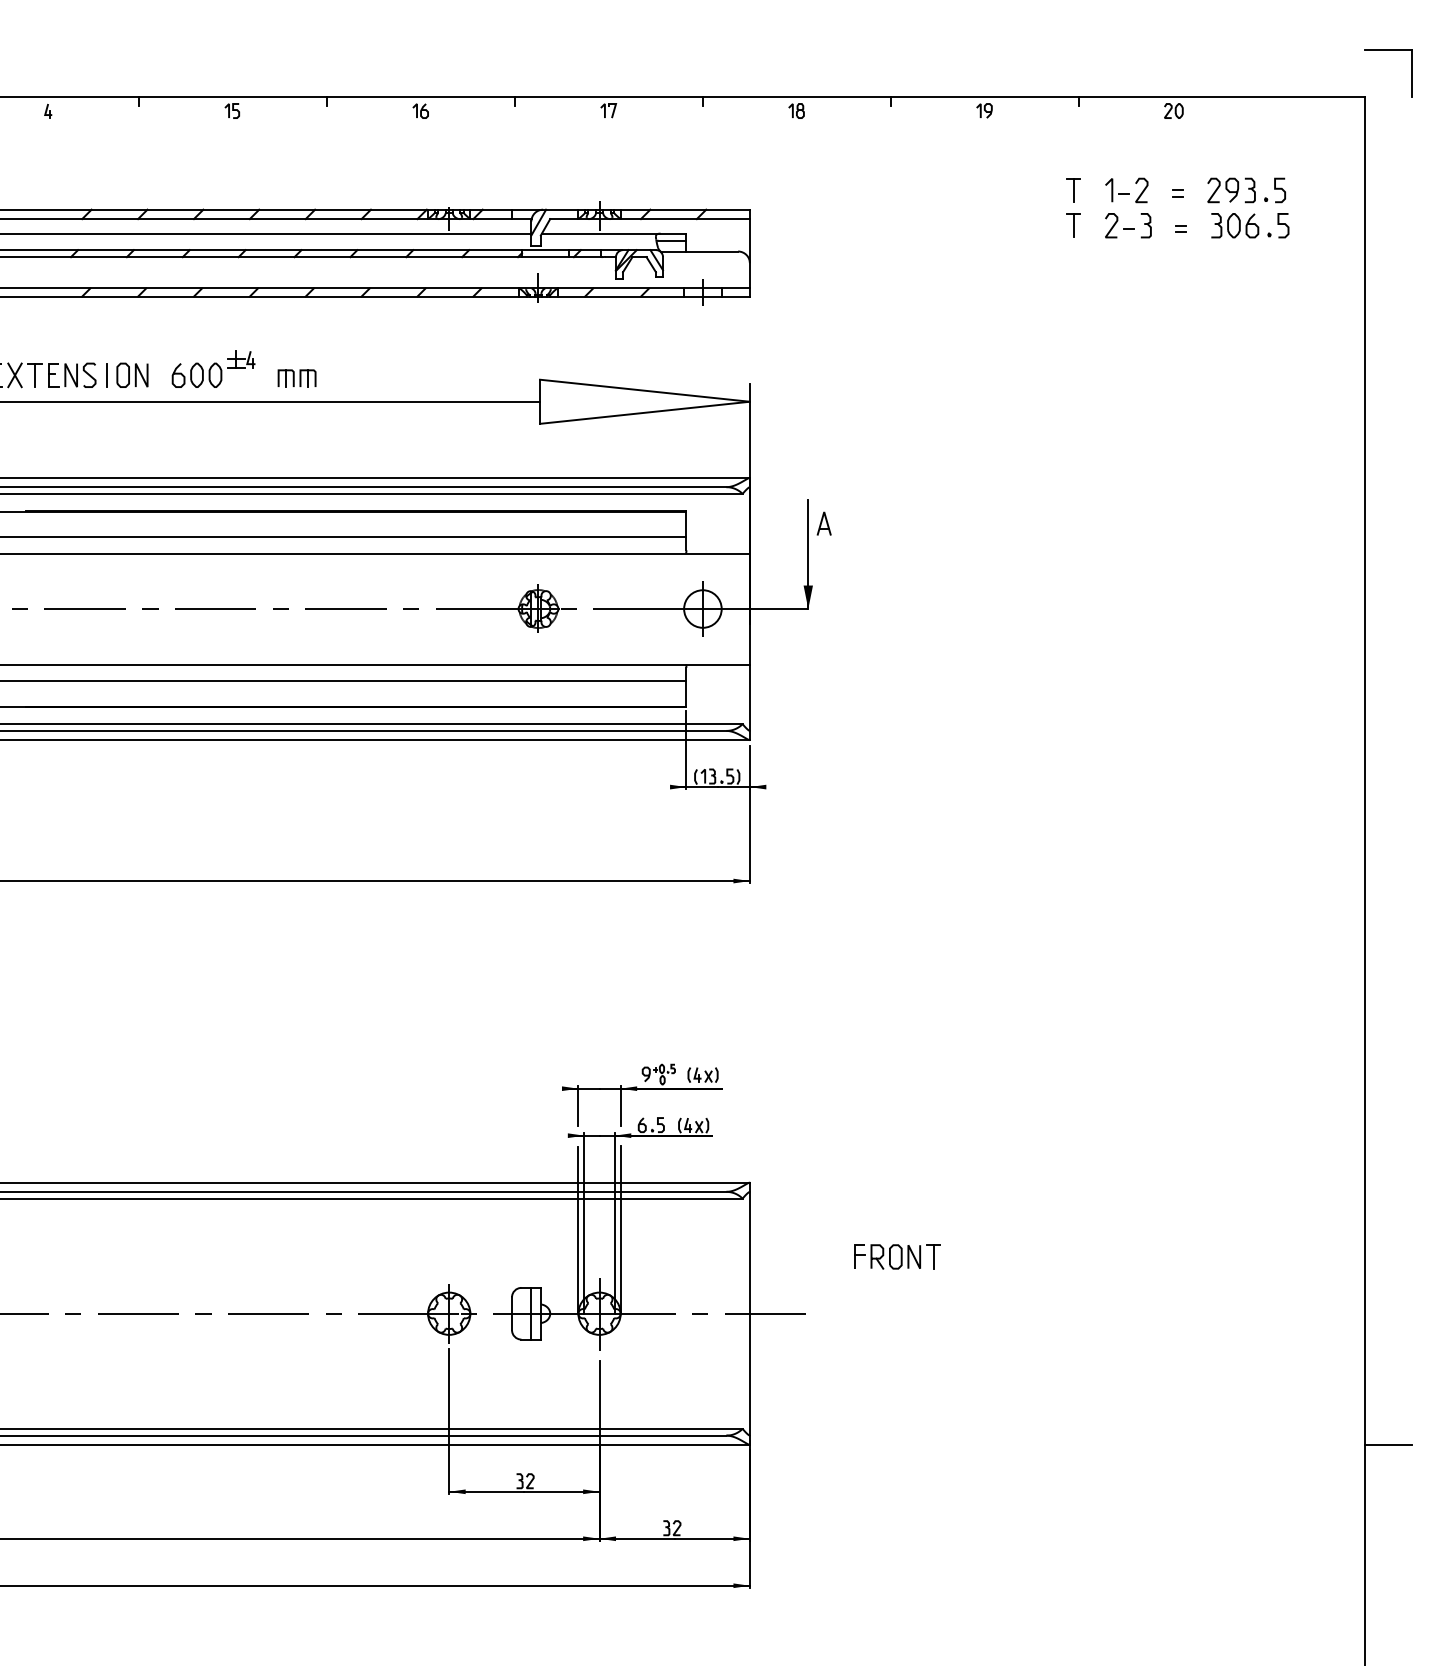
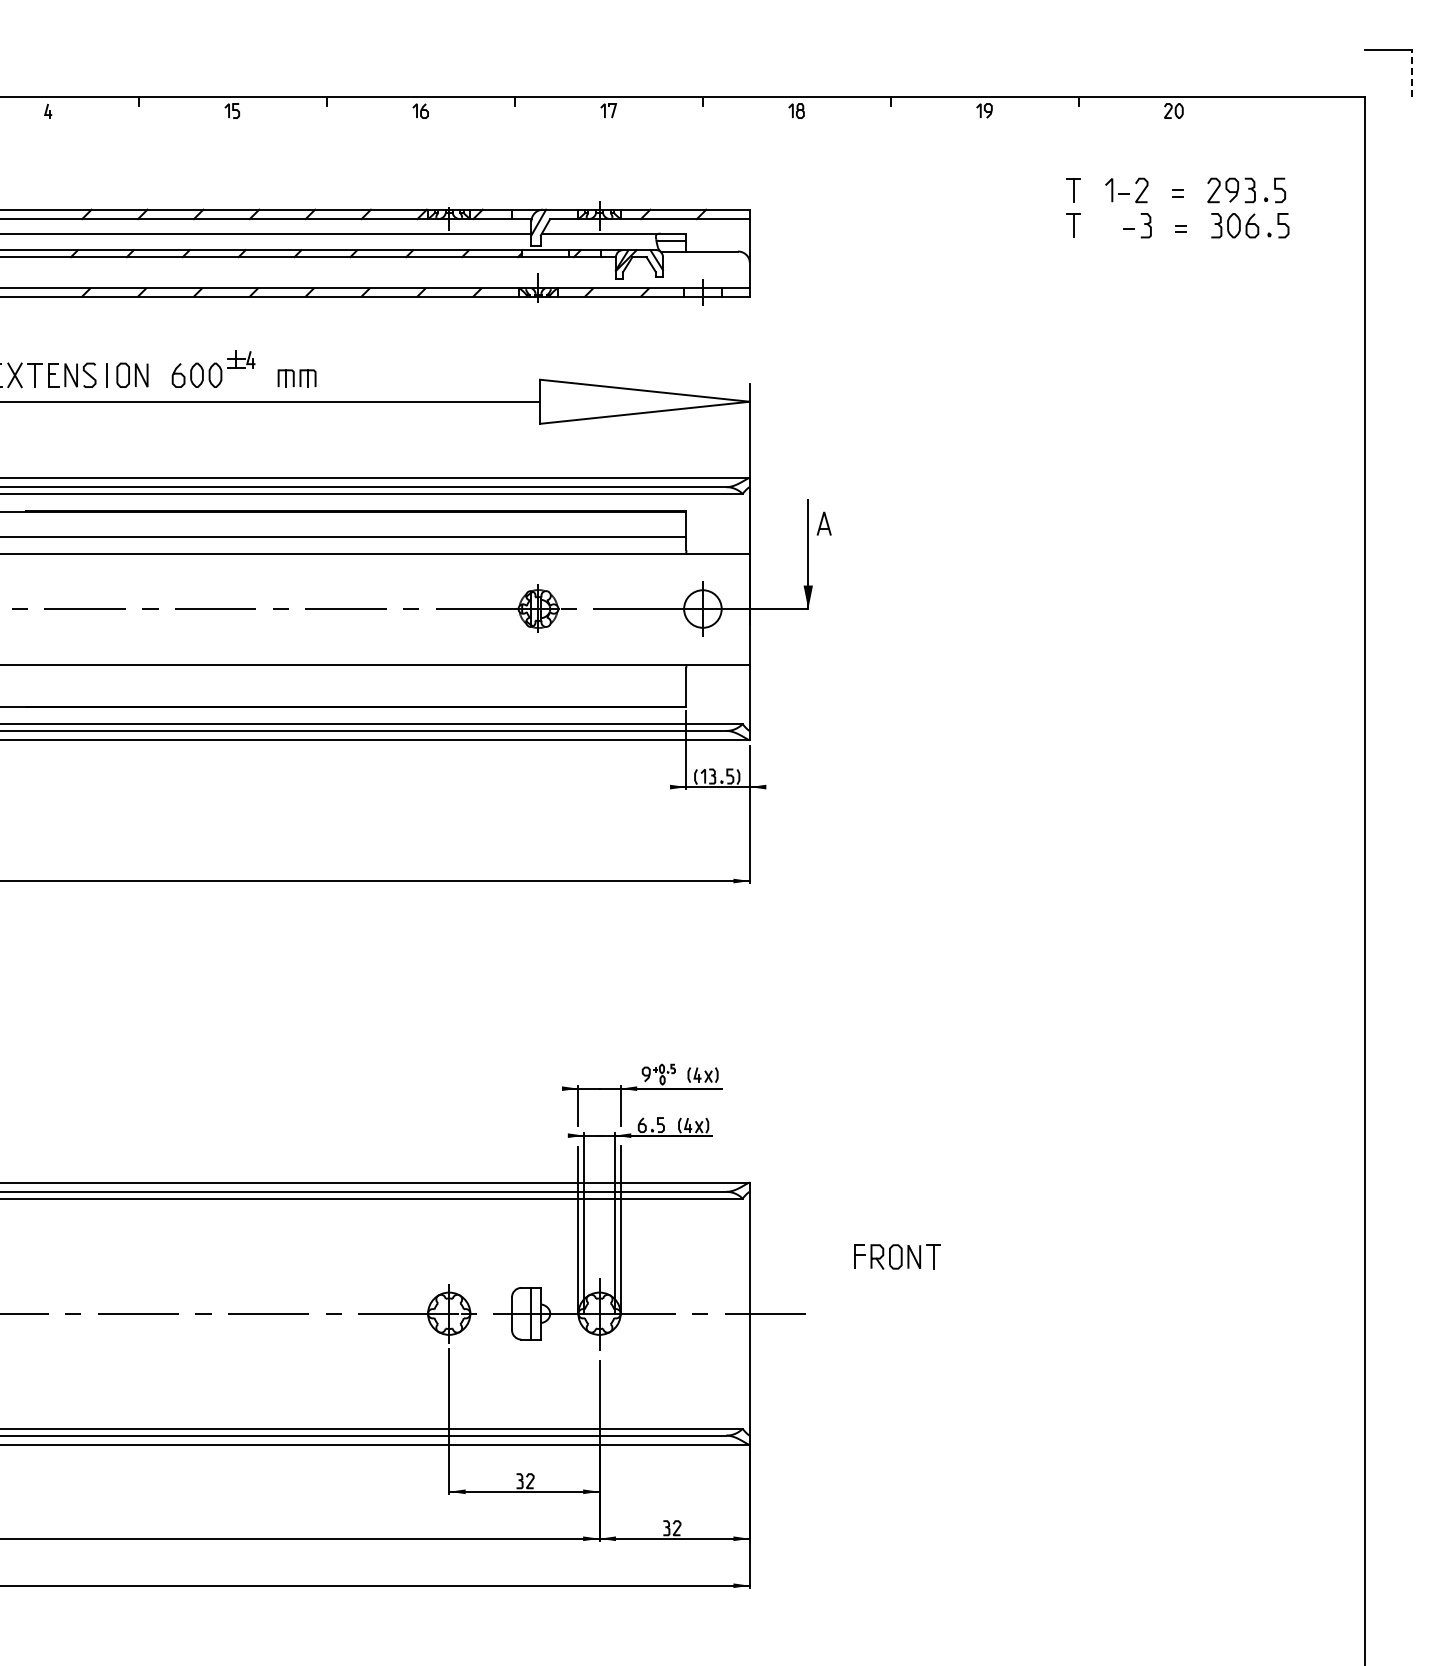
line: solid -> dashed (1412, 72)
curve: present -> none (1112, 225)
line: present -> none (344, 681)
line: present -> none (1388, 1445)
